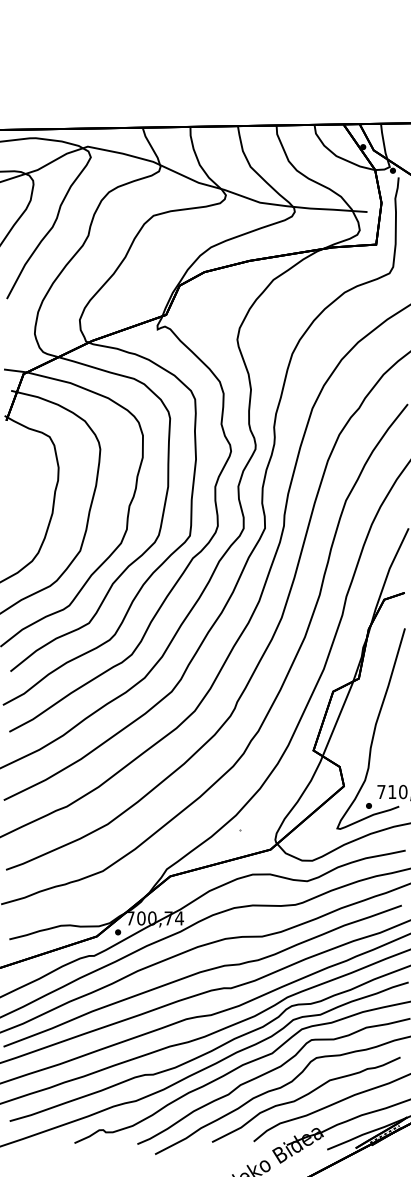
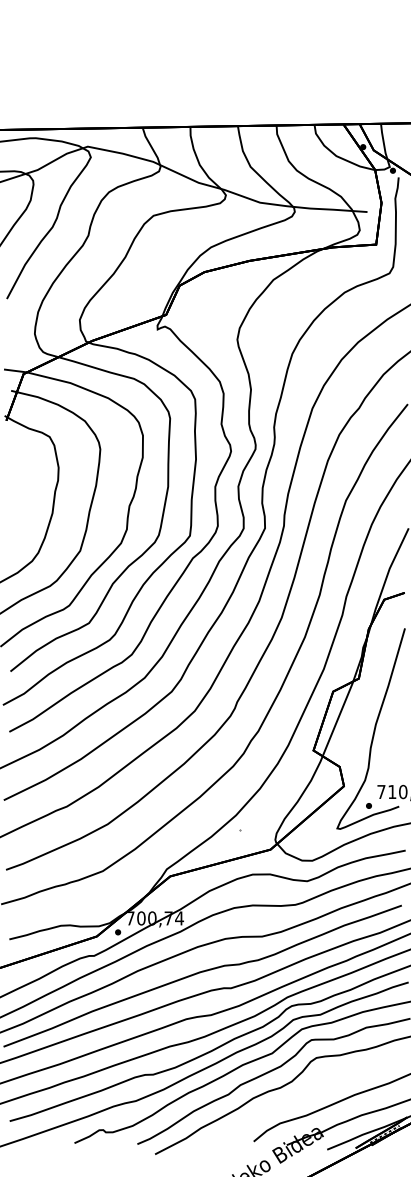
curve: present -> none (303, 1097)
